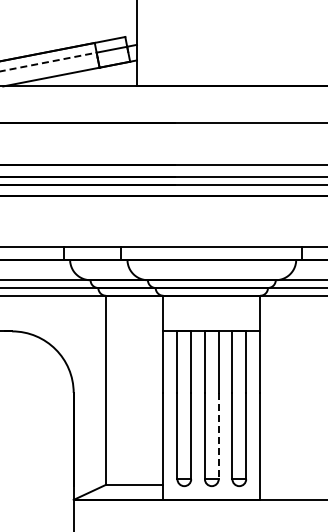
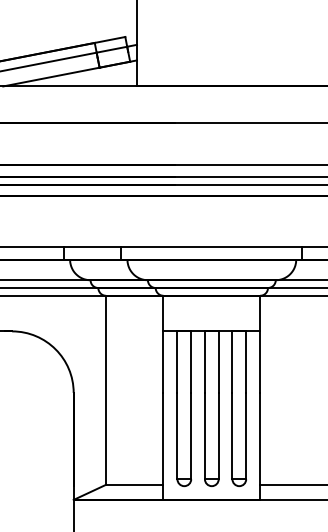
line: dashed -> solid (48, 62)
line: dashed -> solid (218, 436)
line: none -> present (292, 484)
